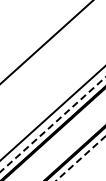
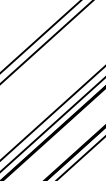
line: none -> present (40, 36)
line: dashed -> solid (53, 124)
line: dashed -> solid (81, 158)
